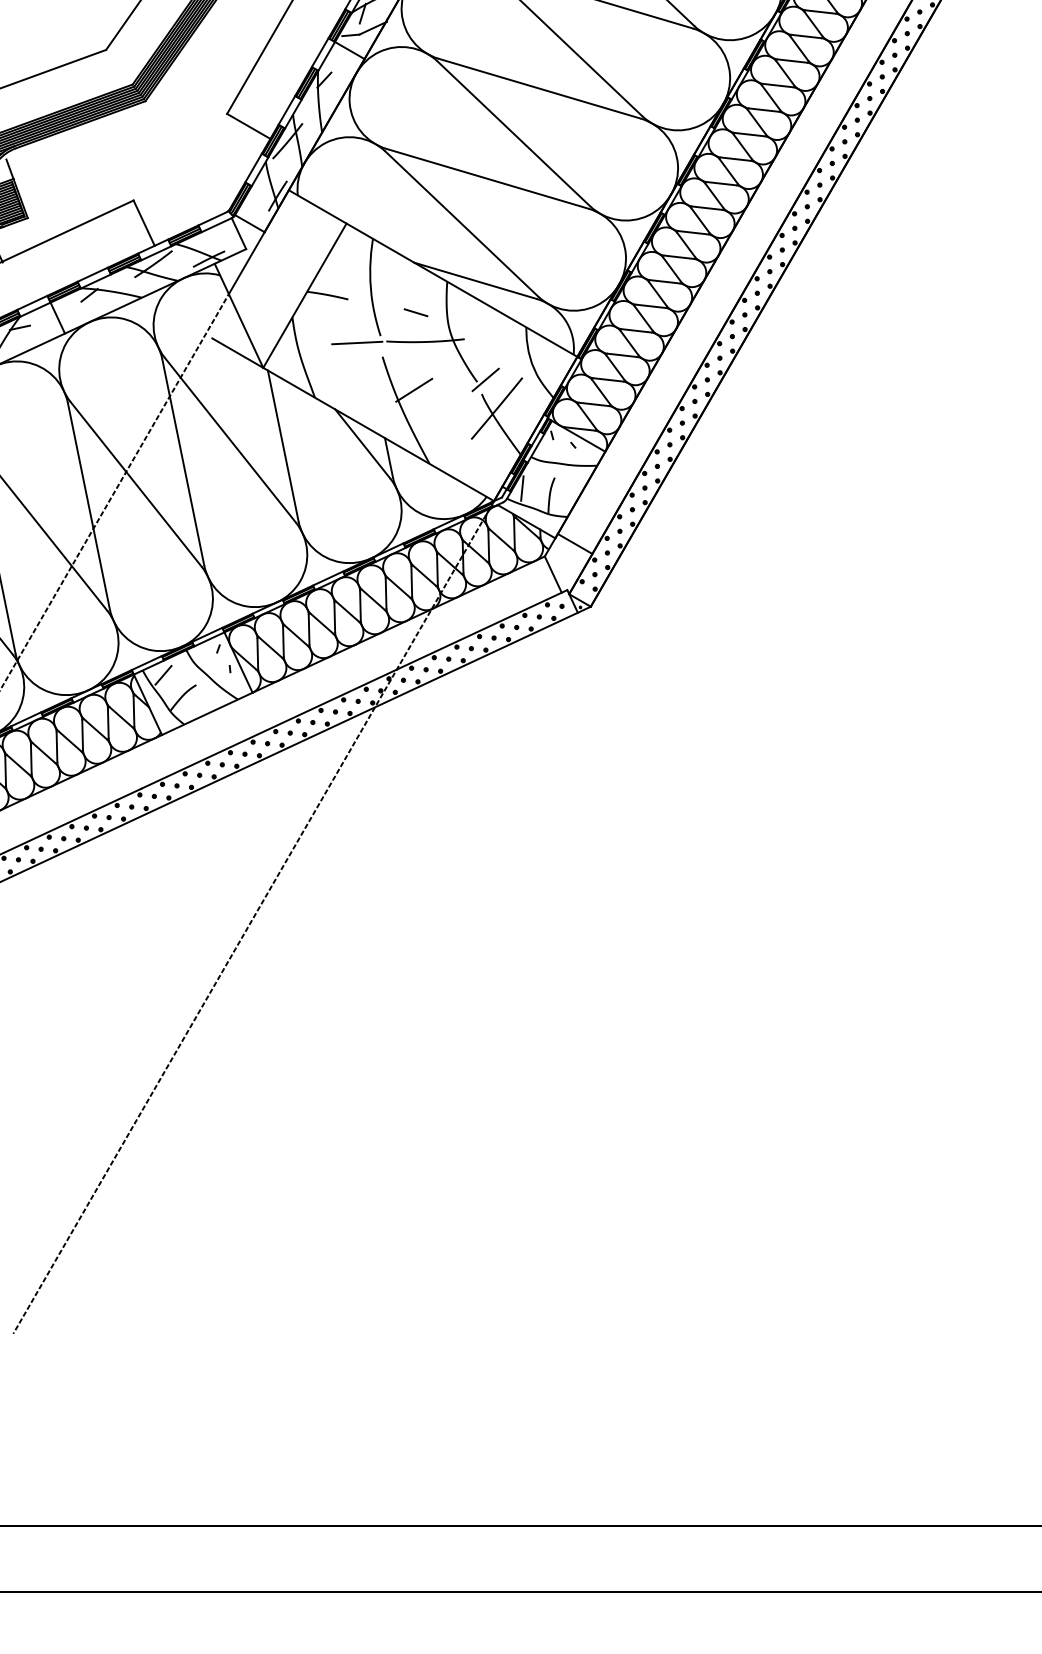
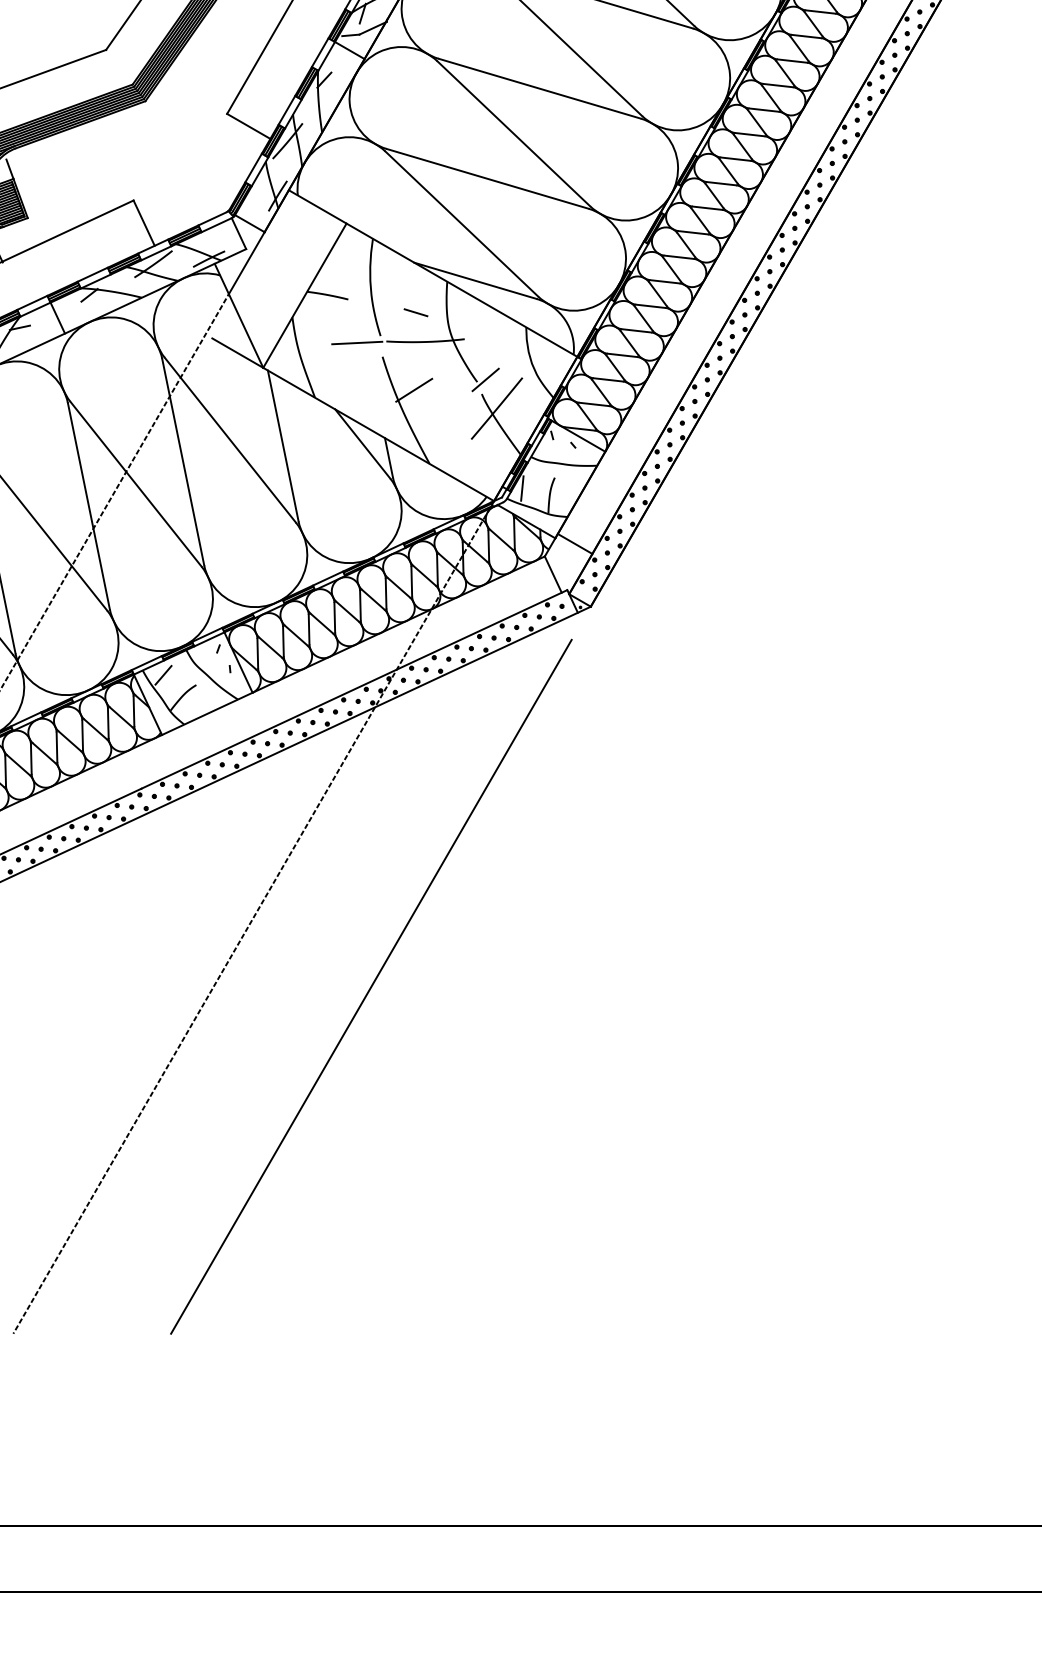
line: none -> present (371, 986)
